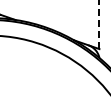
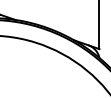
line: dashed -> solid (99, 24)
